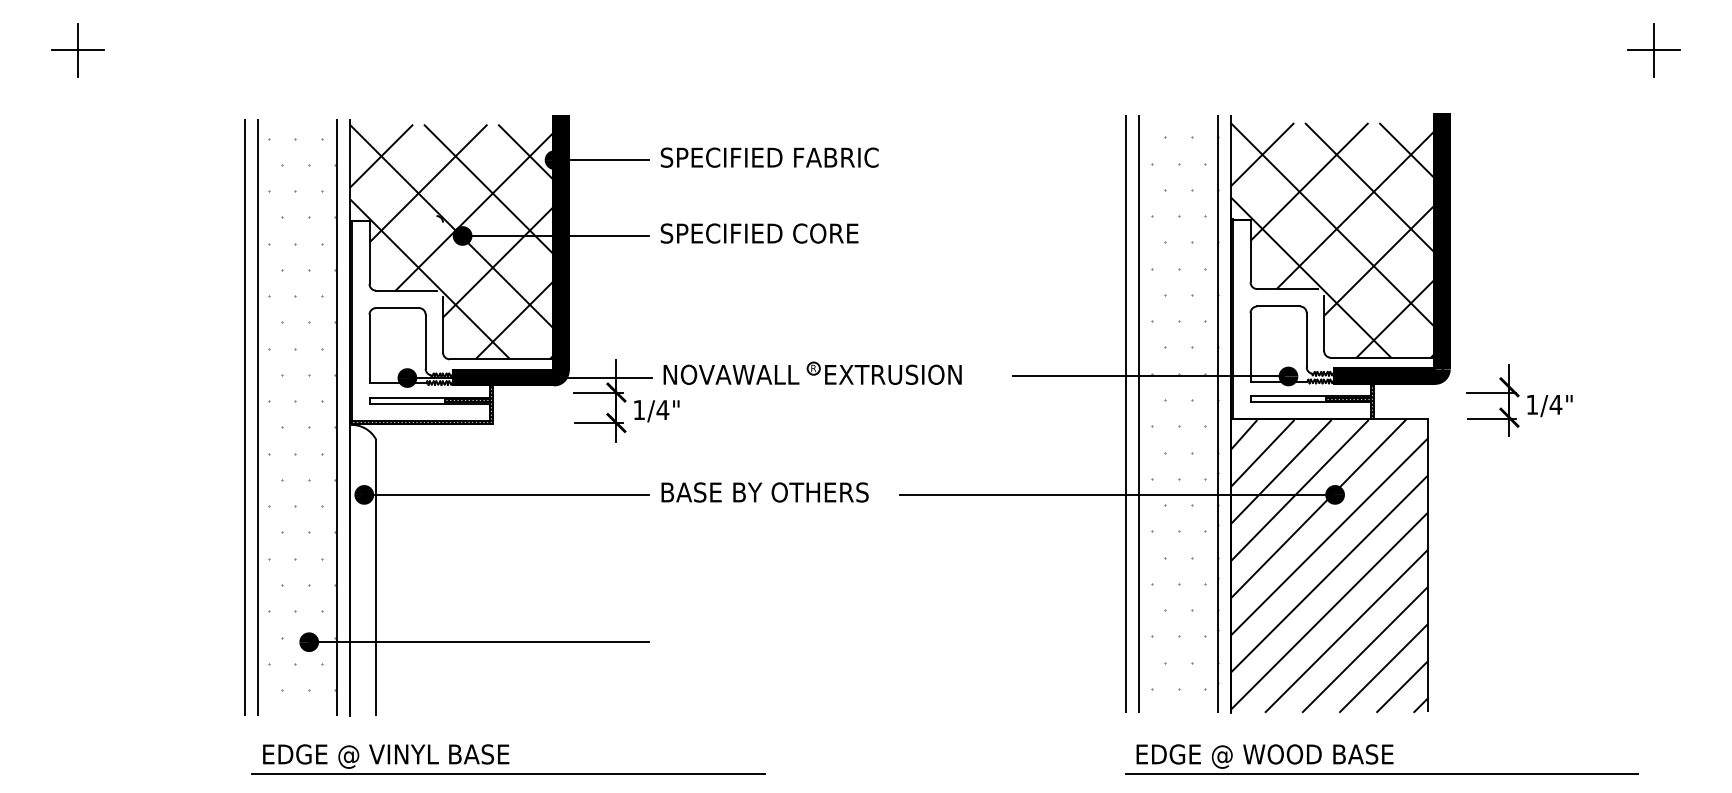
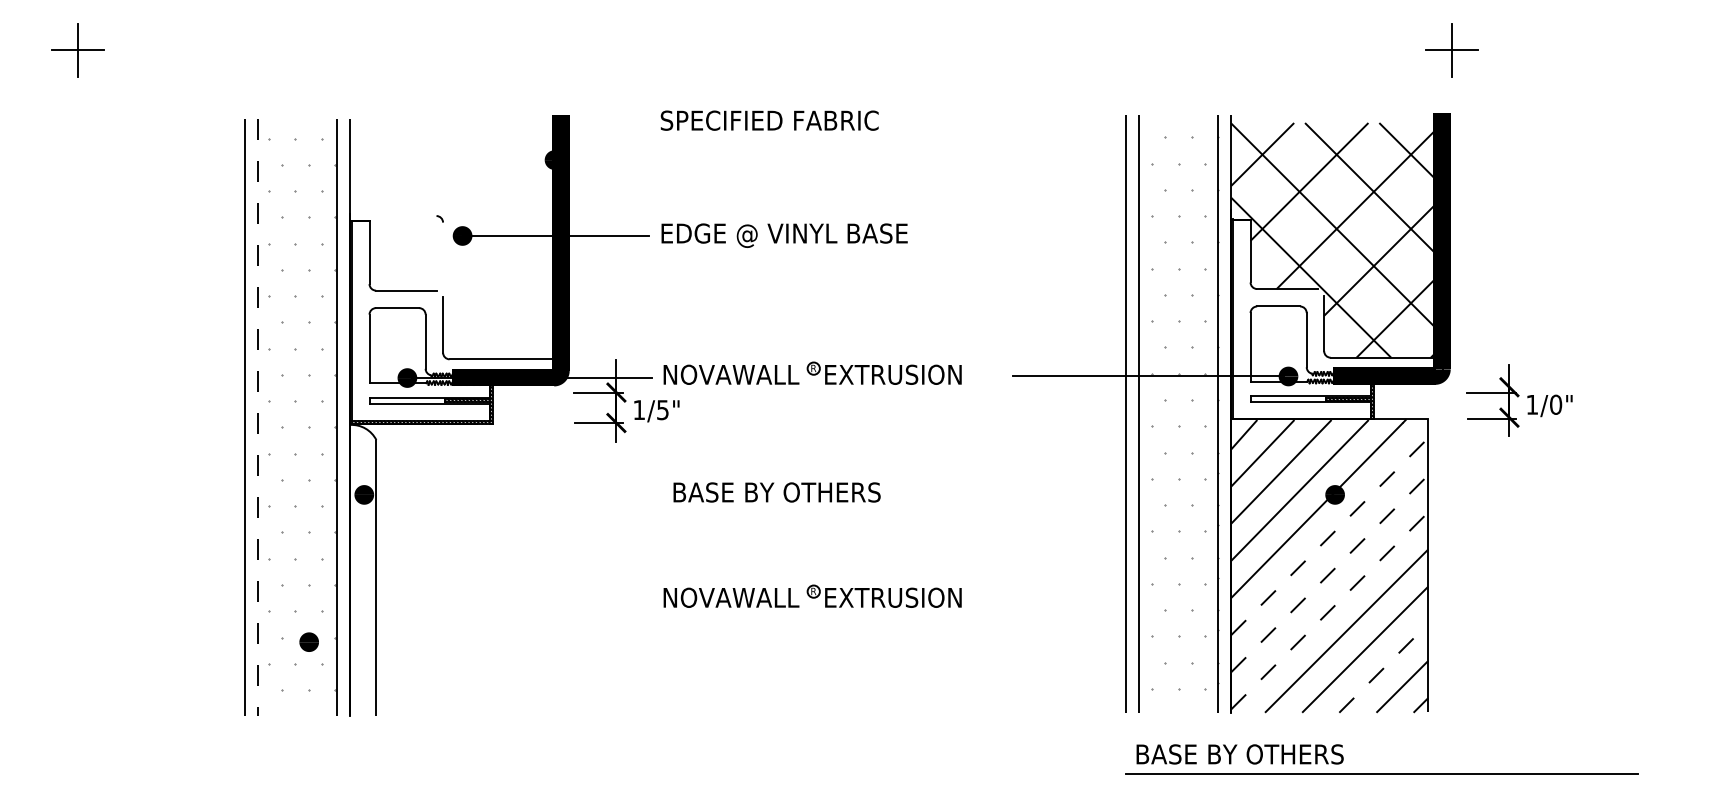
part position: (1653, 50) -> (1451, 50) (1451, 50)
text position: (769, 157) -> (769, 120) (769, 120)
line: present -> none (601, 160)
text: SPECIFIED CORE -> EDGE @ VINYL BASE (783, 235)
hatch: present -> none (455, 241)
text: 1/4" -> 1/0" (1555, 404)
text: 1/4" -> 1/5" (662, 410)
line: solid -> dashed (258, 417)
text position: (764, 492) -> (776, 492) (776, 492)
line: present -> none (506, 494)
line: present -> none (1115, 494)
line: solid -> dashed (1330, 536)
line: solid -> dashed (1330, 573)
part: none -> present (812, 595)
line: solid -> dashed (1330, 610)
line: present -> none (478, 642)
line: solid -> dashed (1383, 668)
text: EDGE @ WOOD BASE -> BASE BY OTHERS (1268, 756)
part: present -> none (508, 759)
